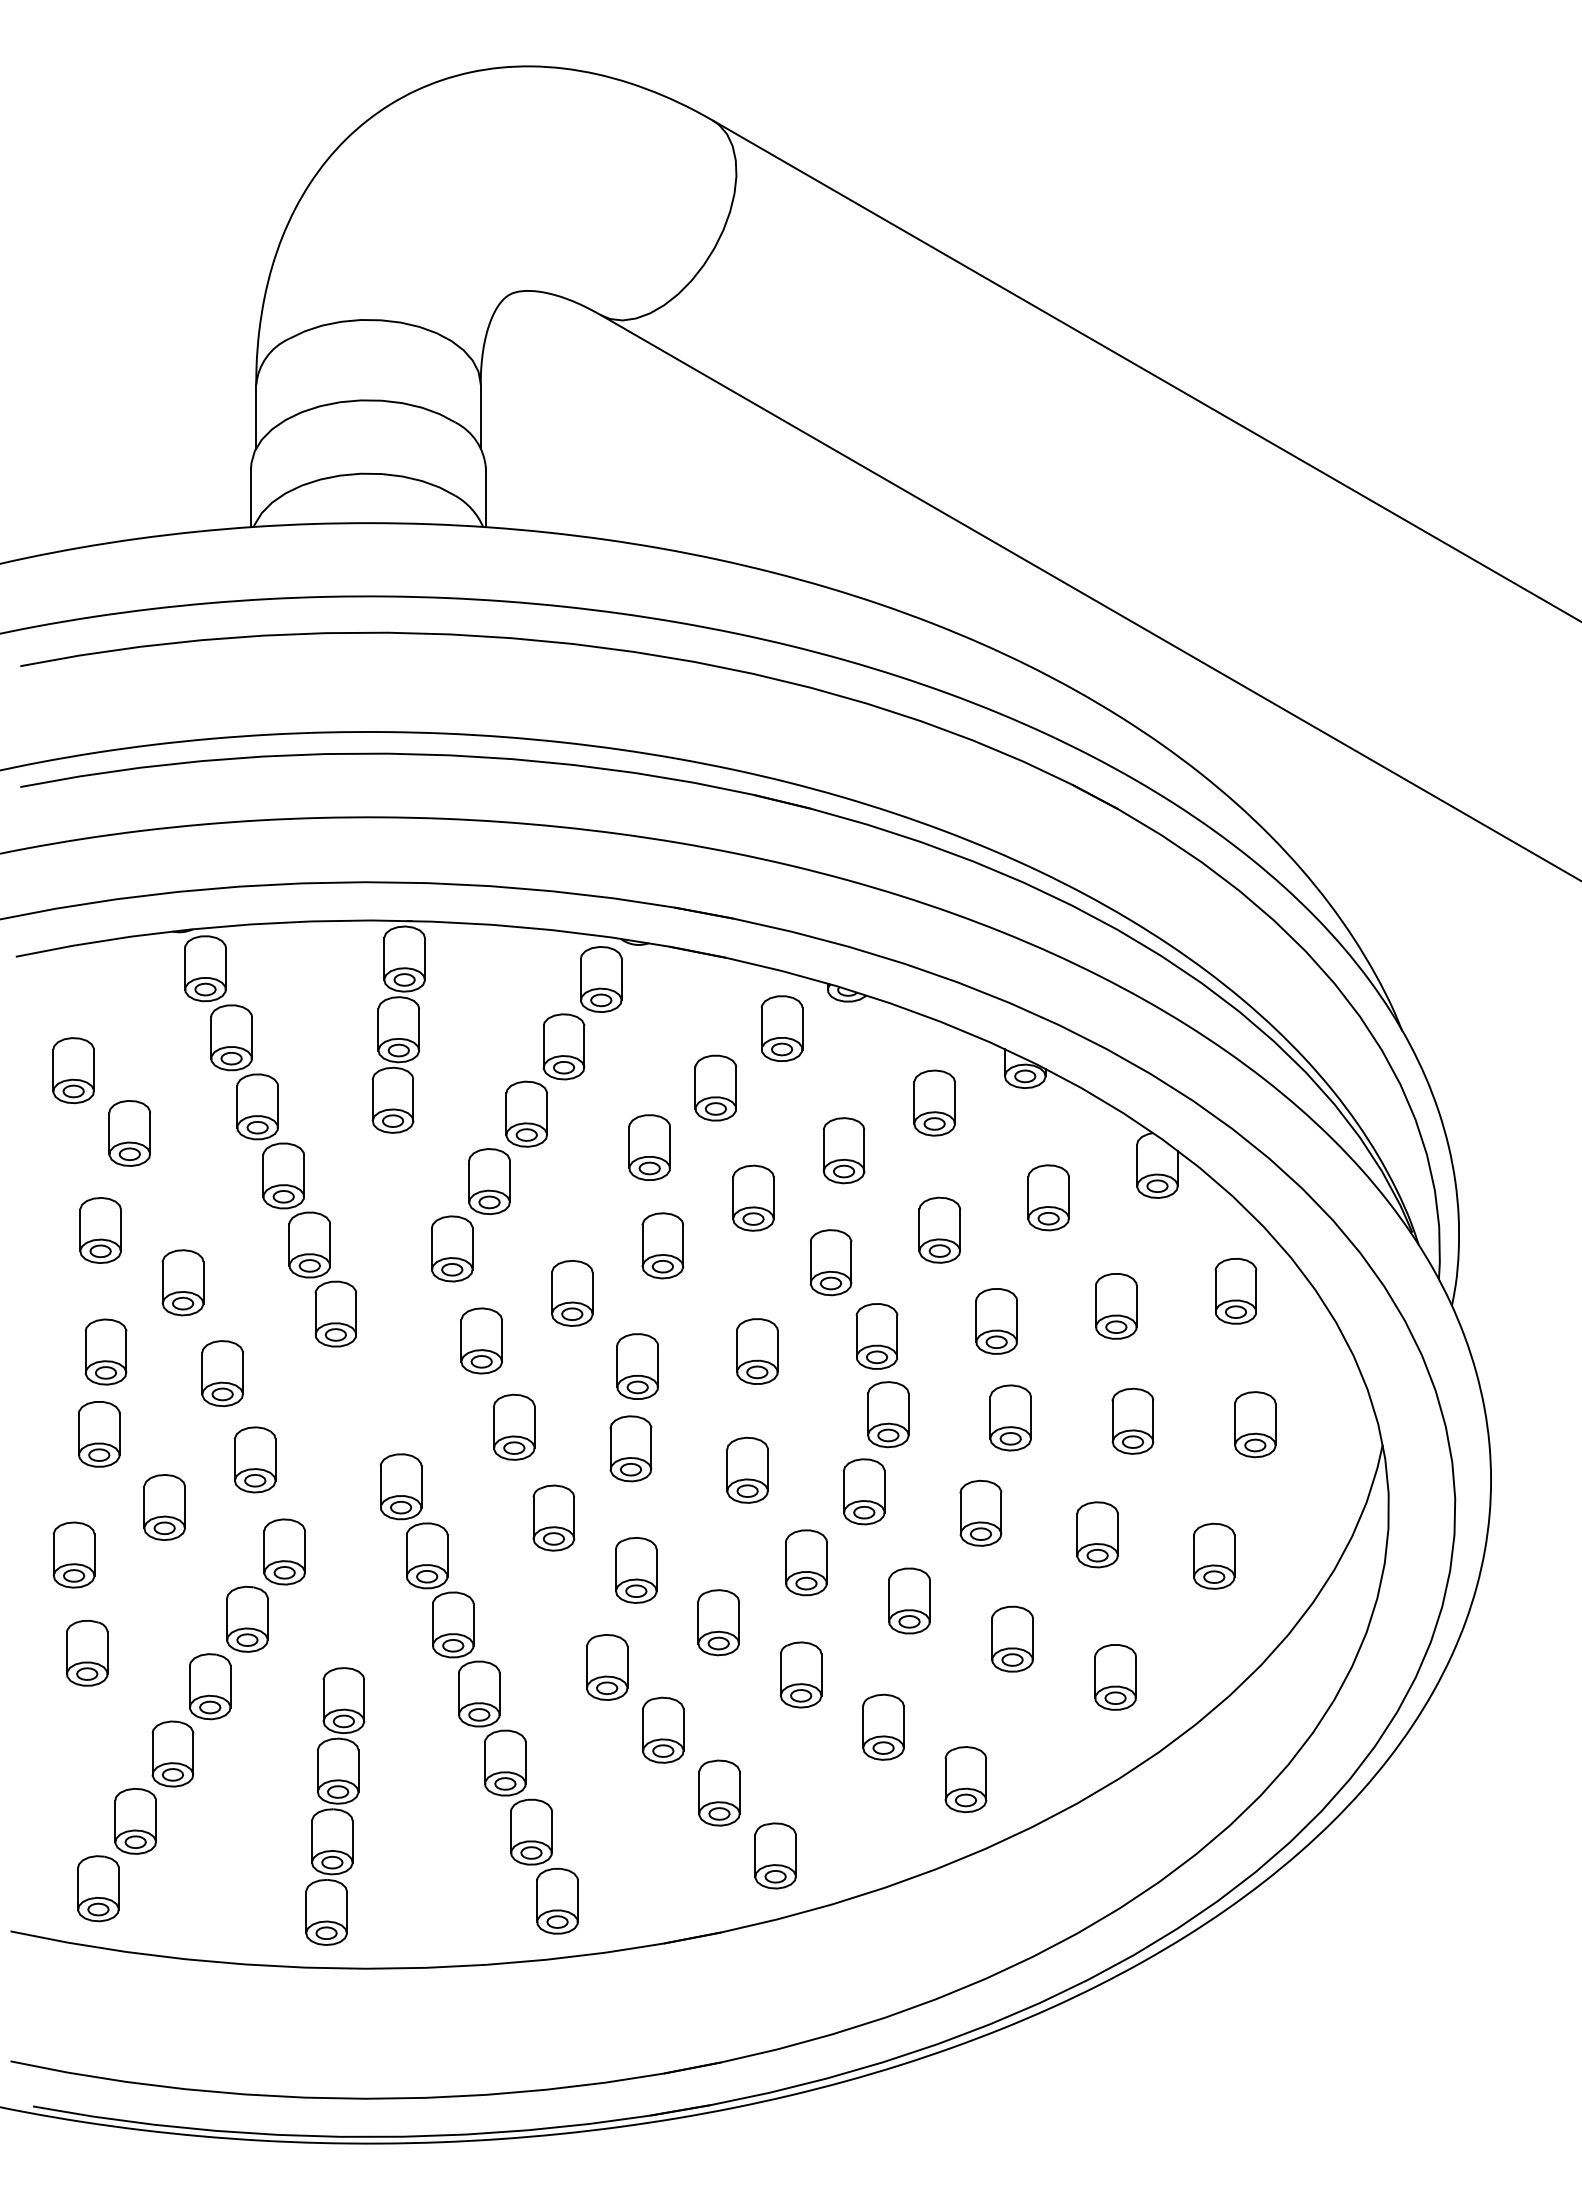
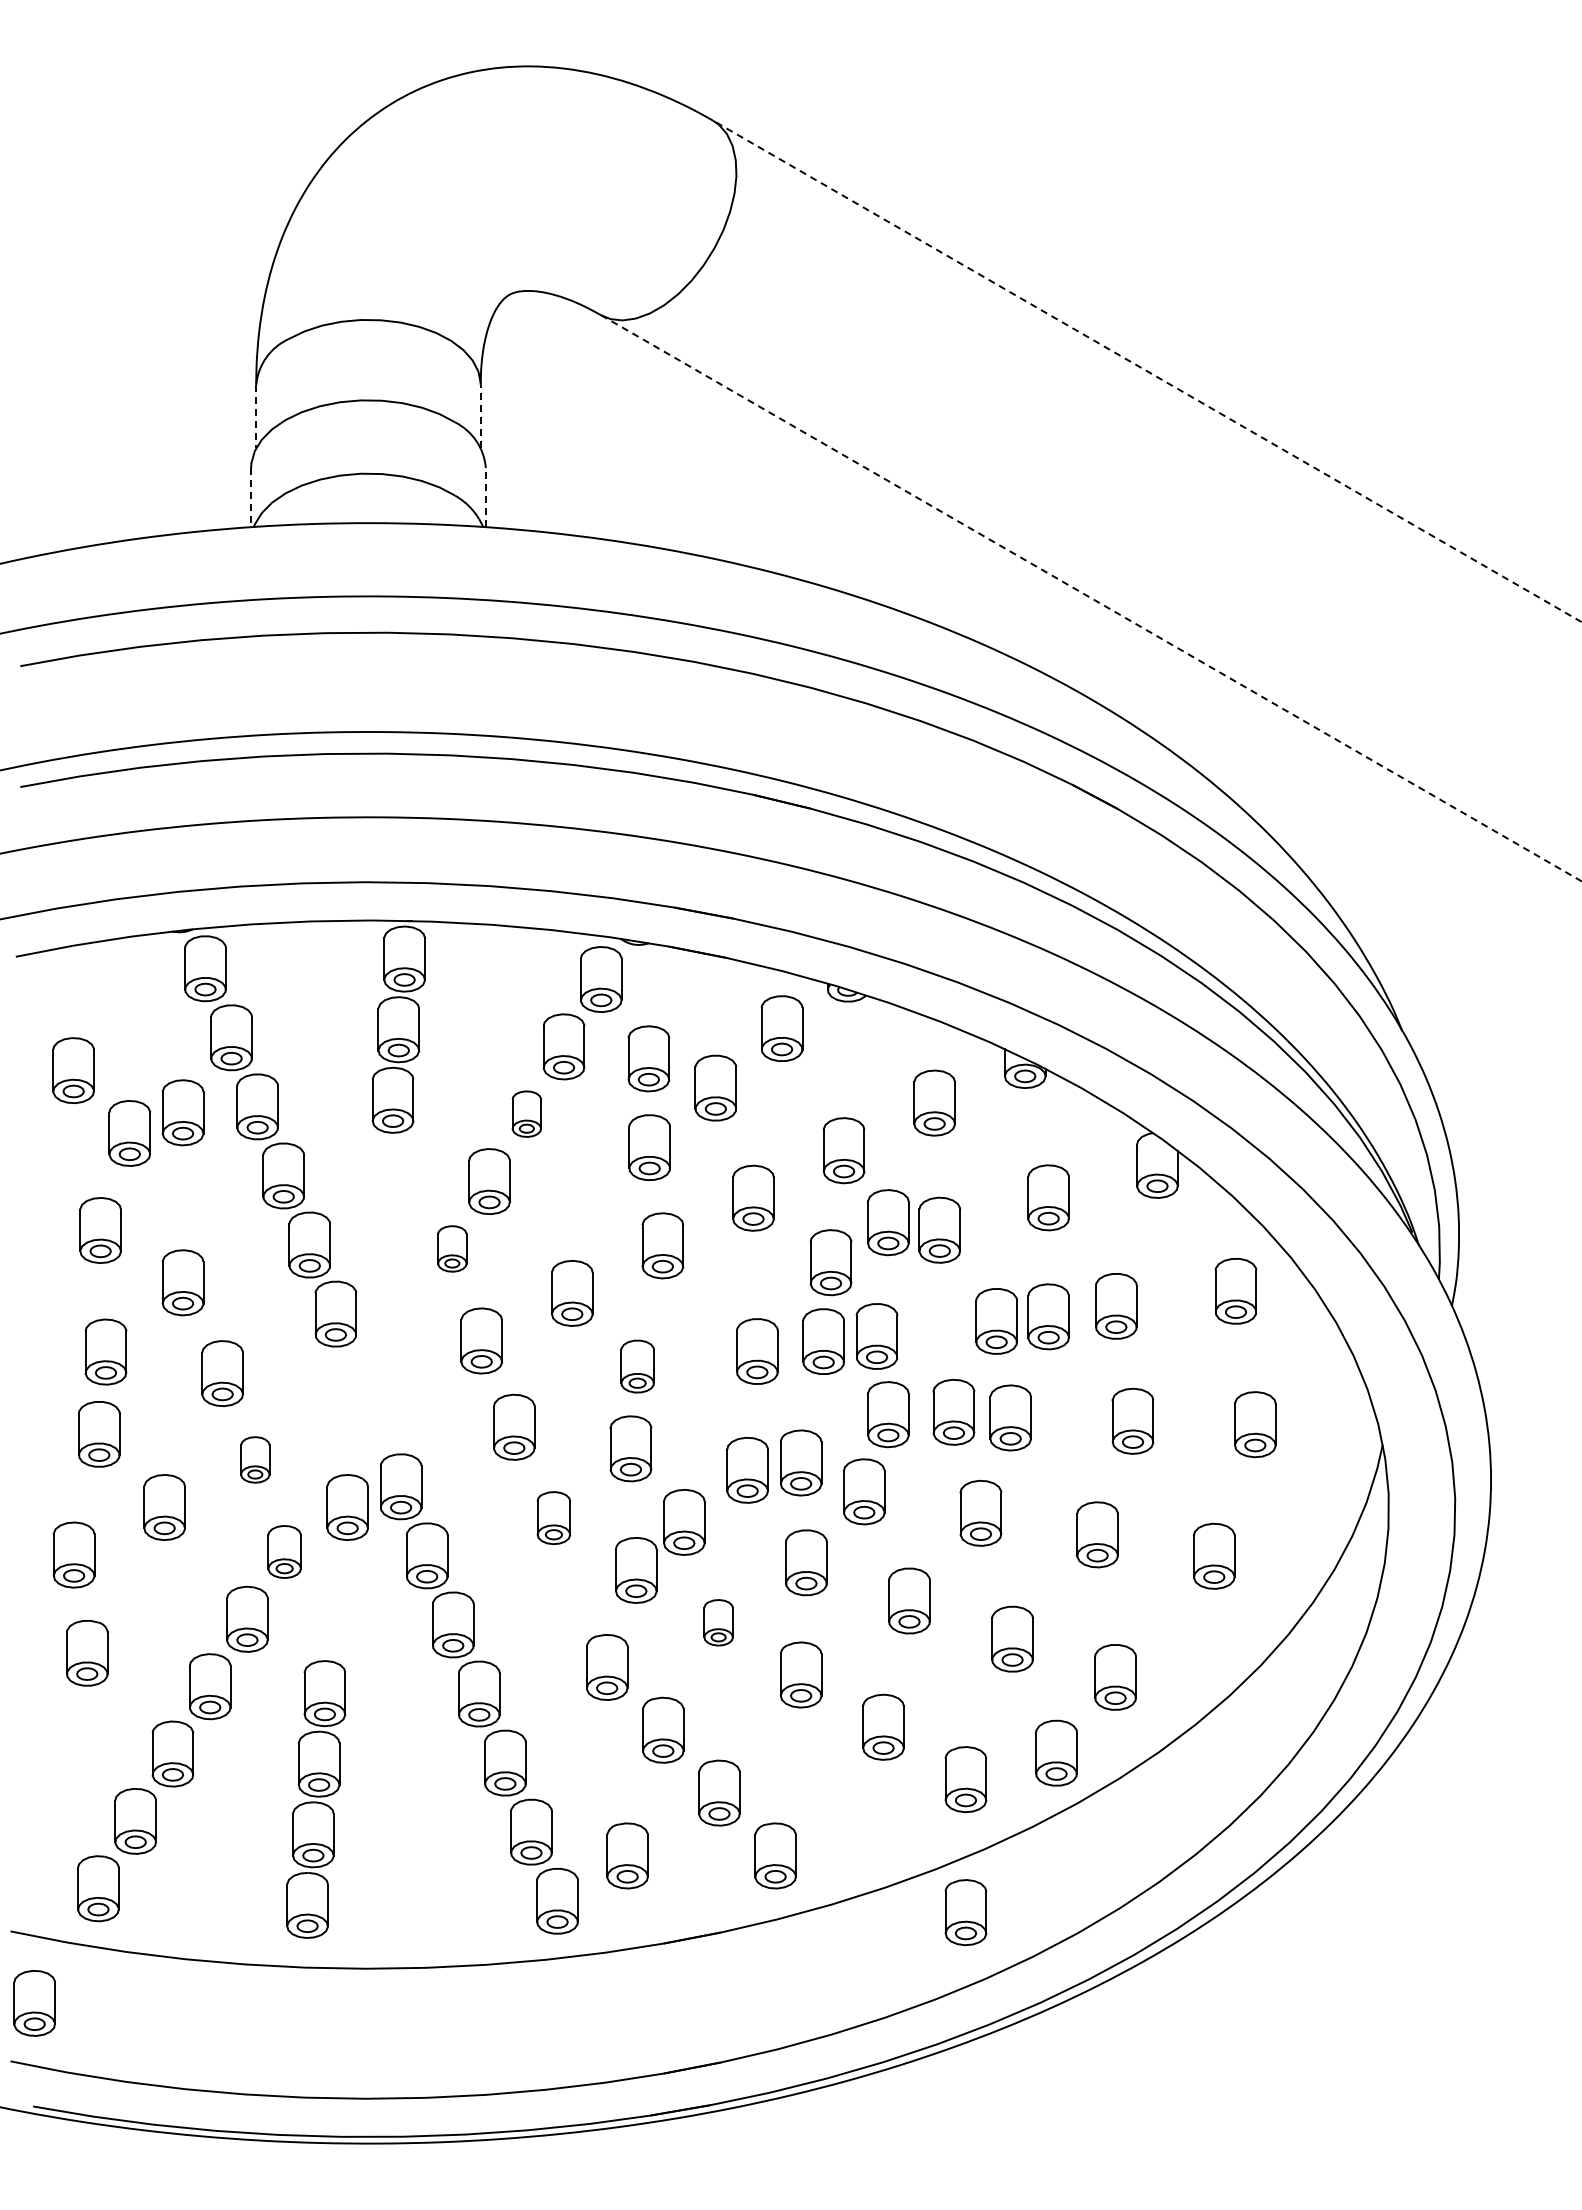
line: solid -> dashed (1147, 371)
line: solid -> dashed (256, 416)
line: solid -> dashed (480, 416)
line: solid -> dashed (251, 497)
line: solid -> dashed (485, 497)
line: solid -> dashed (1091, 598)
part: none -> present (648, 1058)
part: none -> present (182, 1112)
part size: 44x68 px -> 31x48 px (526, 1113)
part: none -> present (888, 1222)
part size: 43x68 px -> 31x48 px (452, 1248)
part: none -> present (1048, 1316)
part: none -> present (823, 1341)
part size: 43x67 px -> 35x55 px (637, 1366)
part: none -> present (953, 1411)
part size: 43x68 px -> 31x48 px (255, 1459)
part: none -> present (800, 1462)
part: none -> present (347, 1507)
part size: 44x68 px -> 36x55 px (553, 1518)
part: none -> present (684, 1522)
part size: 43x68 px -> 35x54 px (284, 1551)
part size: 43x68 px -> 31x48 px (718, 1622)
part: none -> present (1056, 1752)
part position: (335, 1806) -> (316, 1799) (316, 1799)
part: none -> present (627, 1855)
part: none -> present (965, 1912)
part: none -> present (34, 2003)
